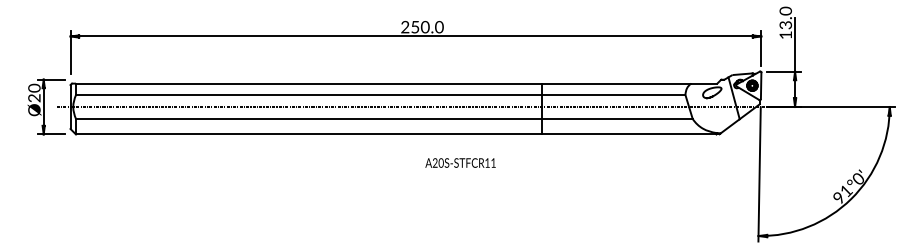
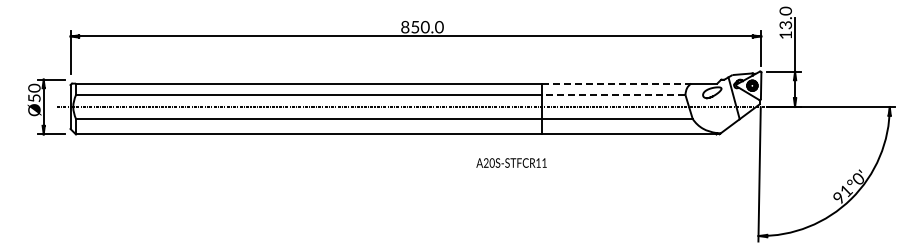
text: 250.0 -> 850.0 (405, 27)
line: solid -> dashed (616, 83)
line: solid -> dashed (613, 95)
text: Ø20 -> Ø50 (34, 98)
text position: (460, 162) -> (511, 162) (511, 162)
